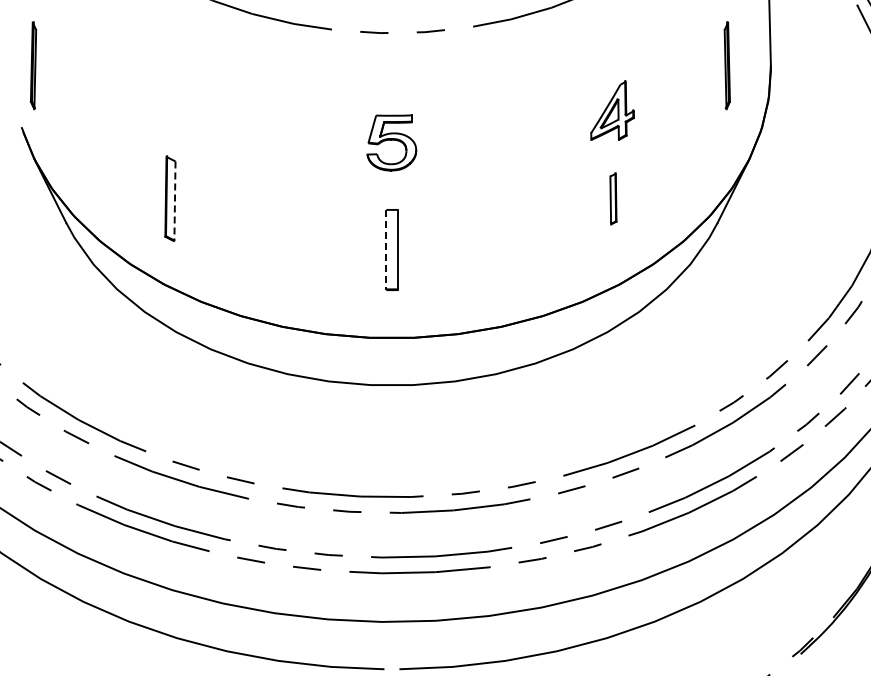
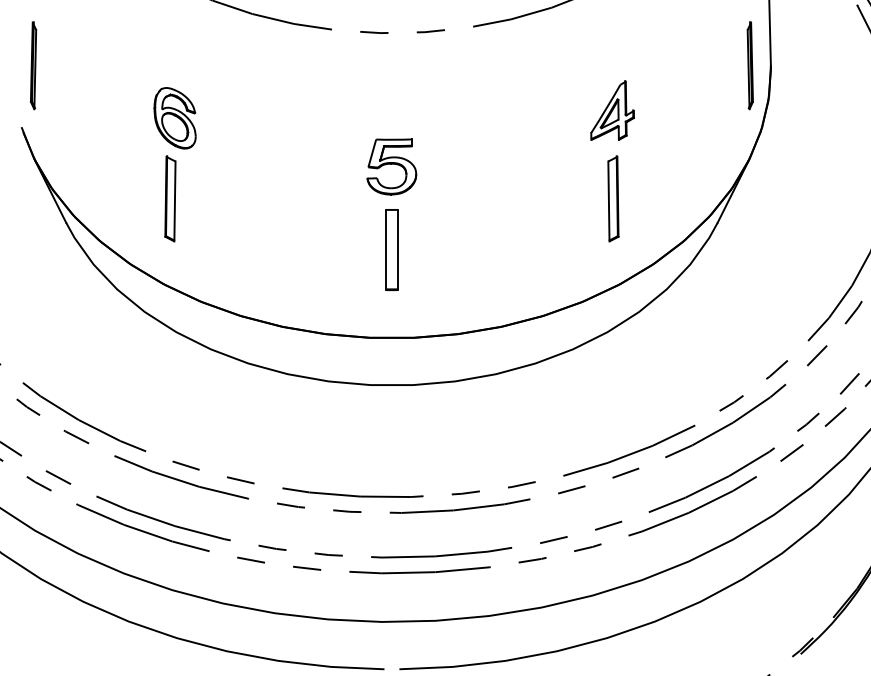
part position: (726, 65) -> (749, 65) (749, 65)
part: none -> present (174, 118)
part position: (391, 142) -> (391, 166) (391, 166)
part size: 9x54 px -> 13x88 px (613, 198)
line: dashed -> solid (174, 201)
line: dashed -> solid (386, 250)
